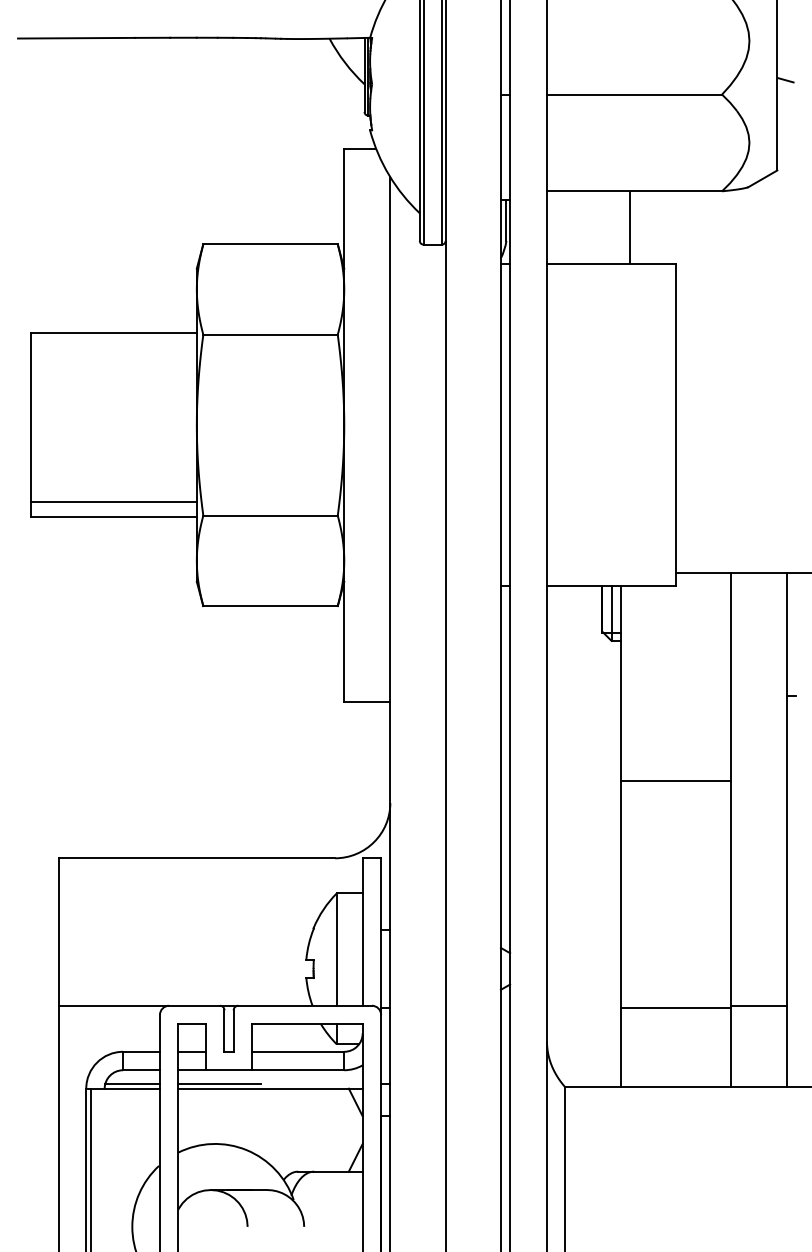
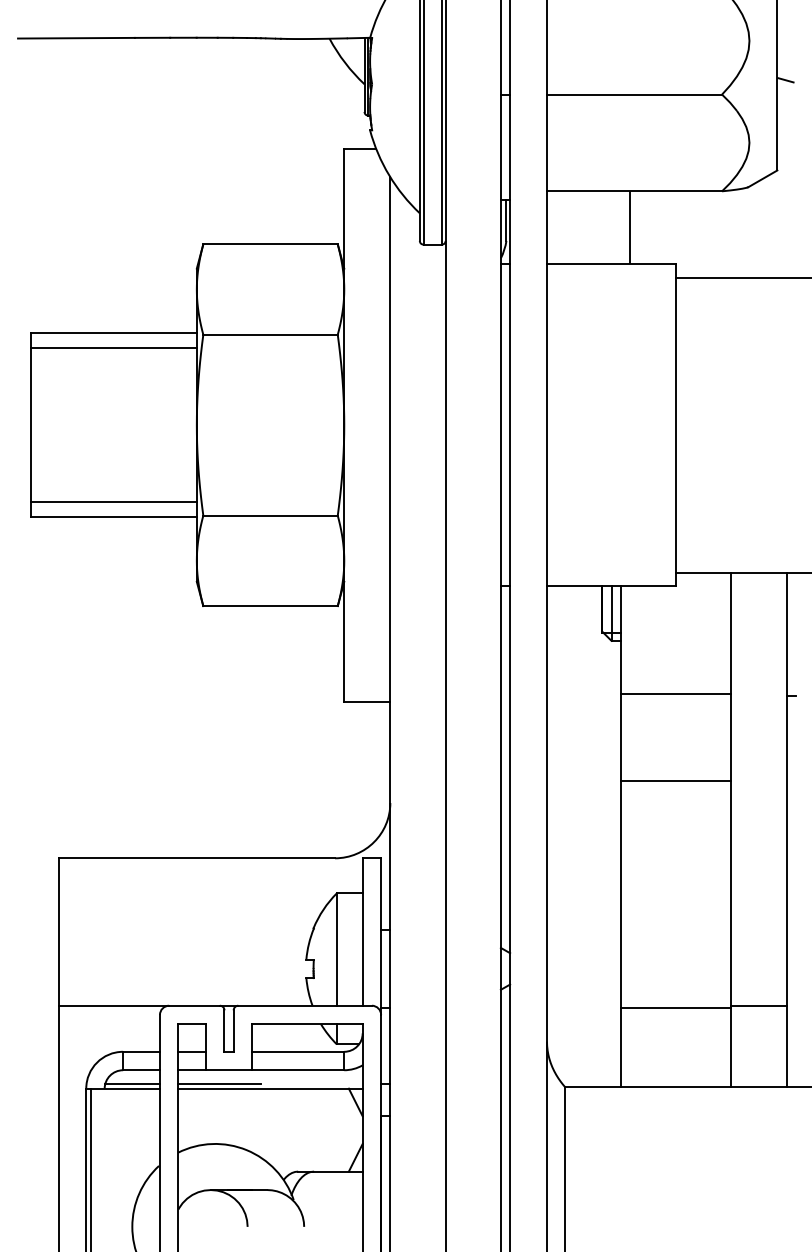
line: none -> present (741, 277)
line: none -> present (113, 348)
line: none -> present (675, 694)
